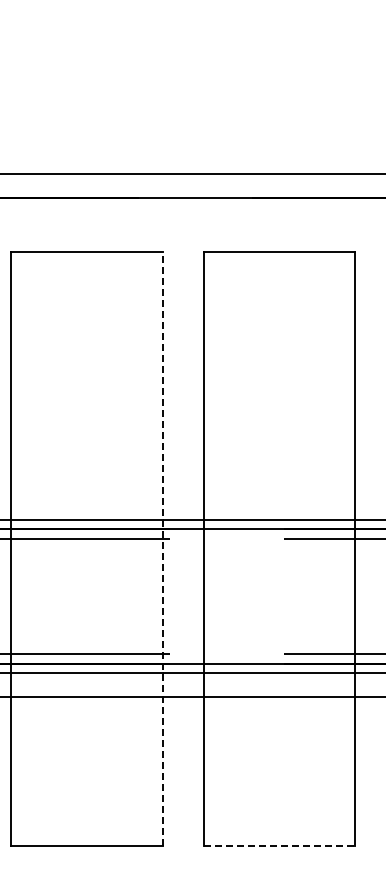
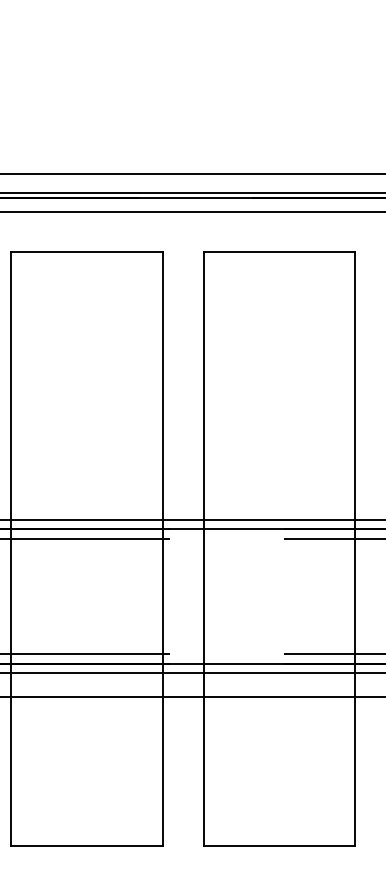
line: none -> present (192, 193)
line: none -> present (192, 212)
line: dashed -> solid (162, 548)
line: dashed -> solid (279, 846)
